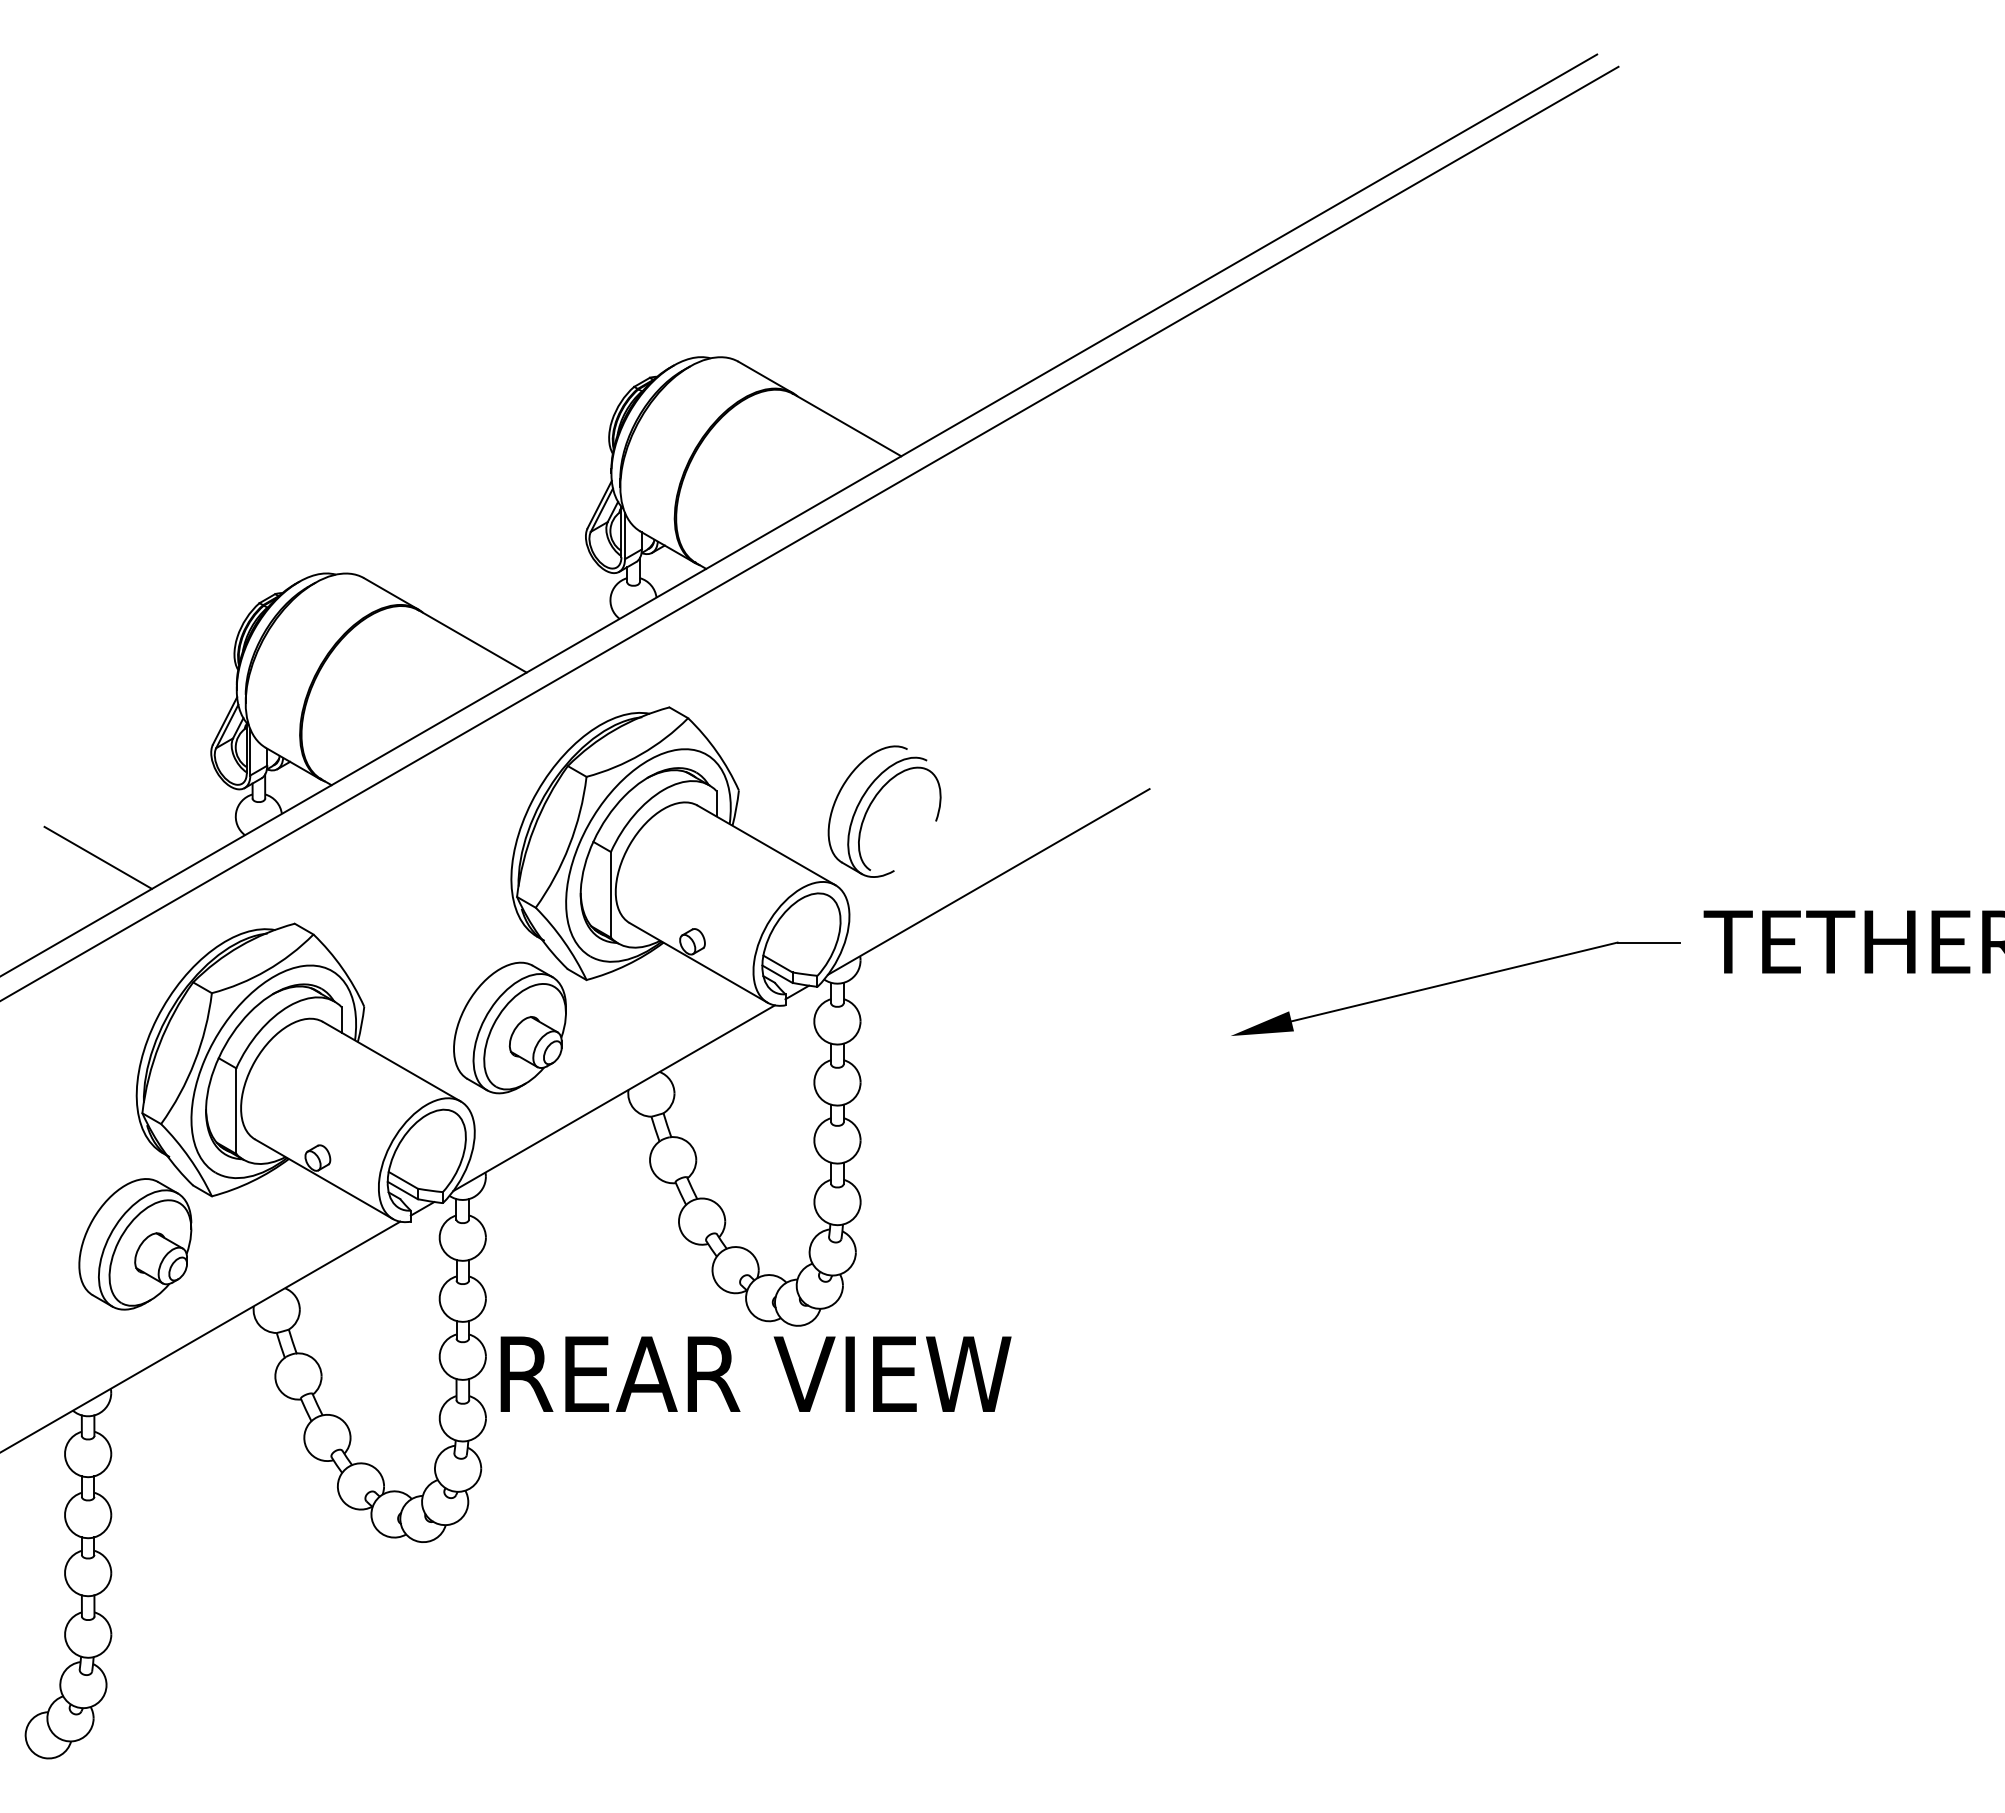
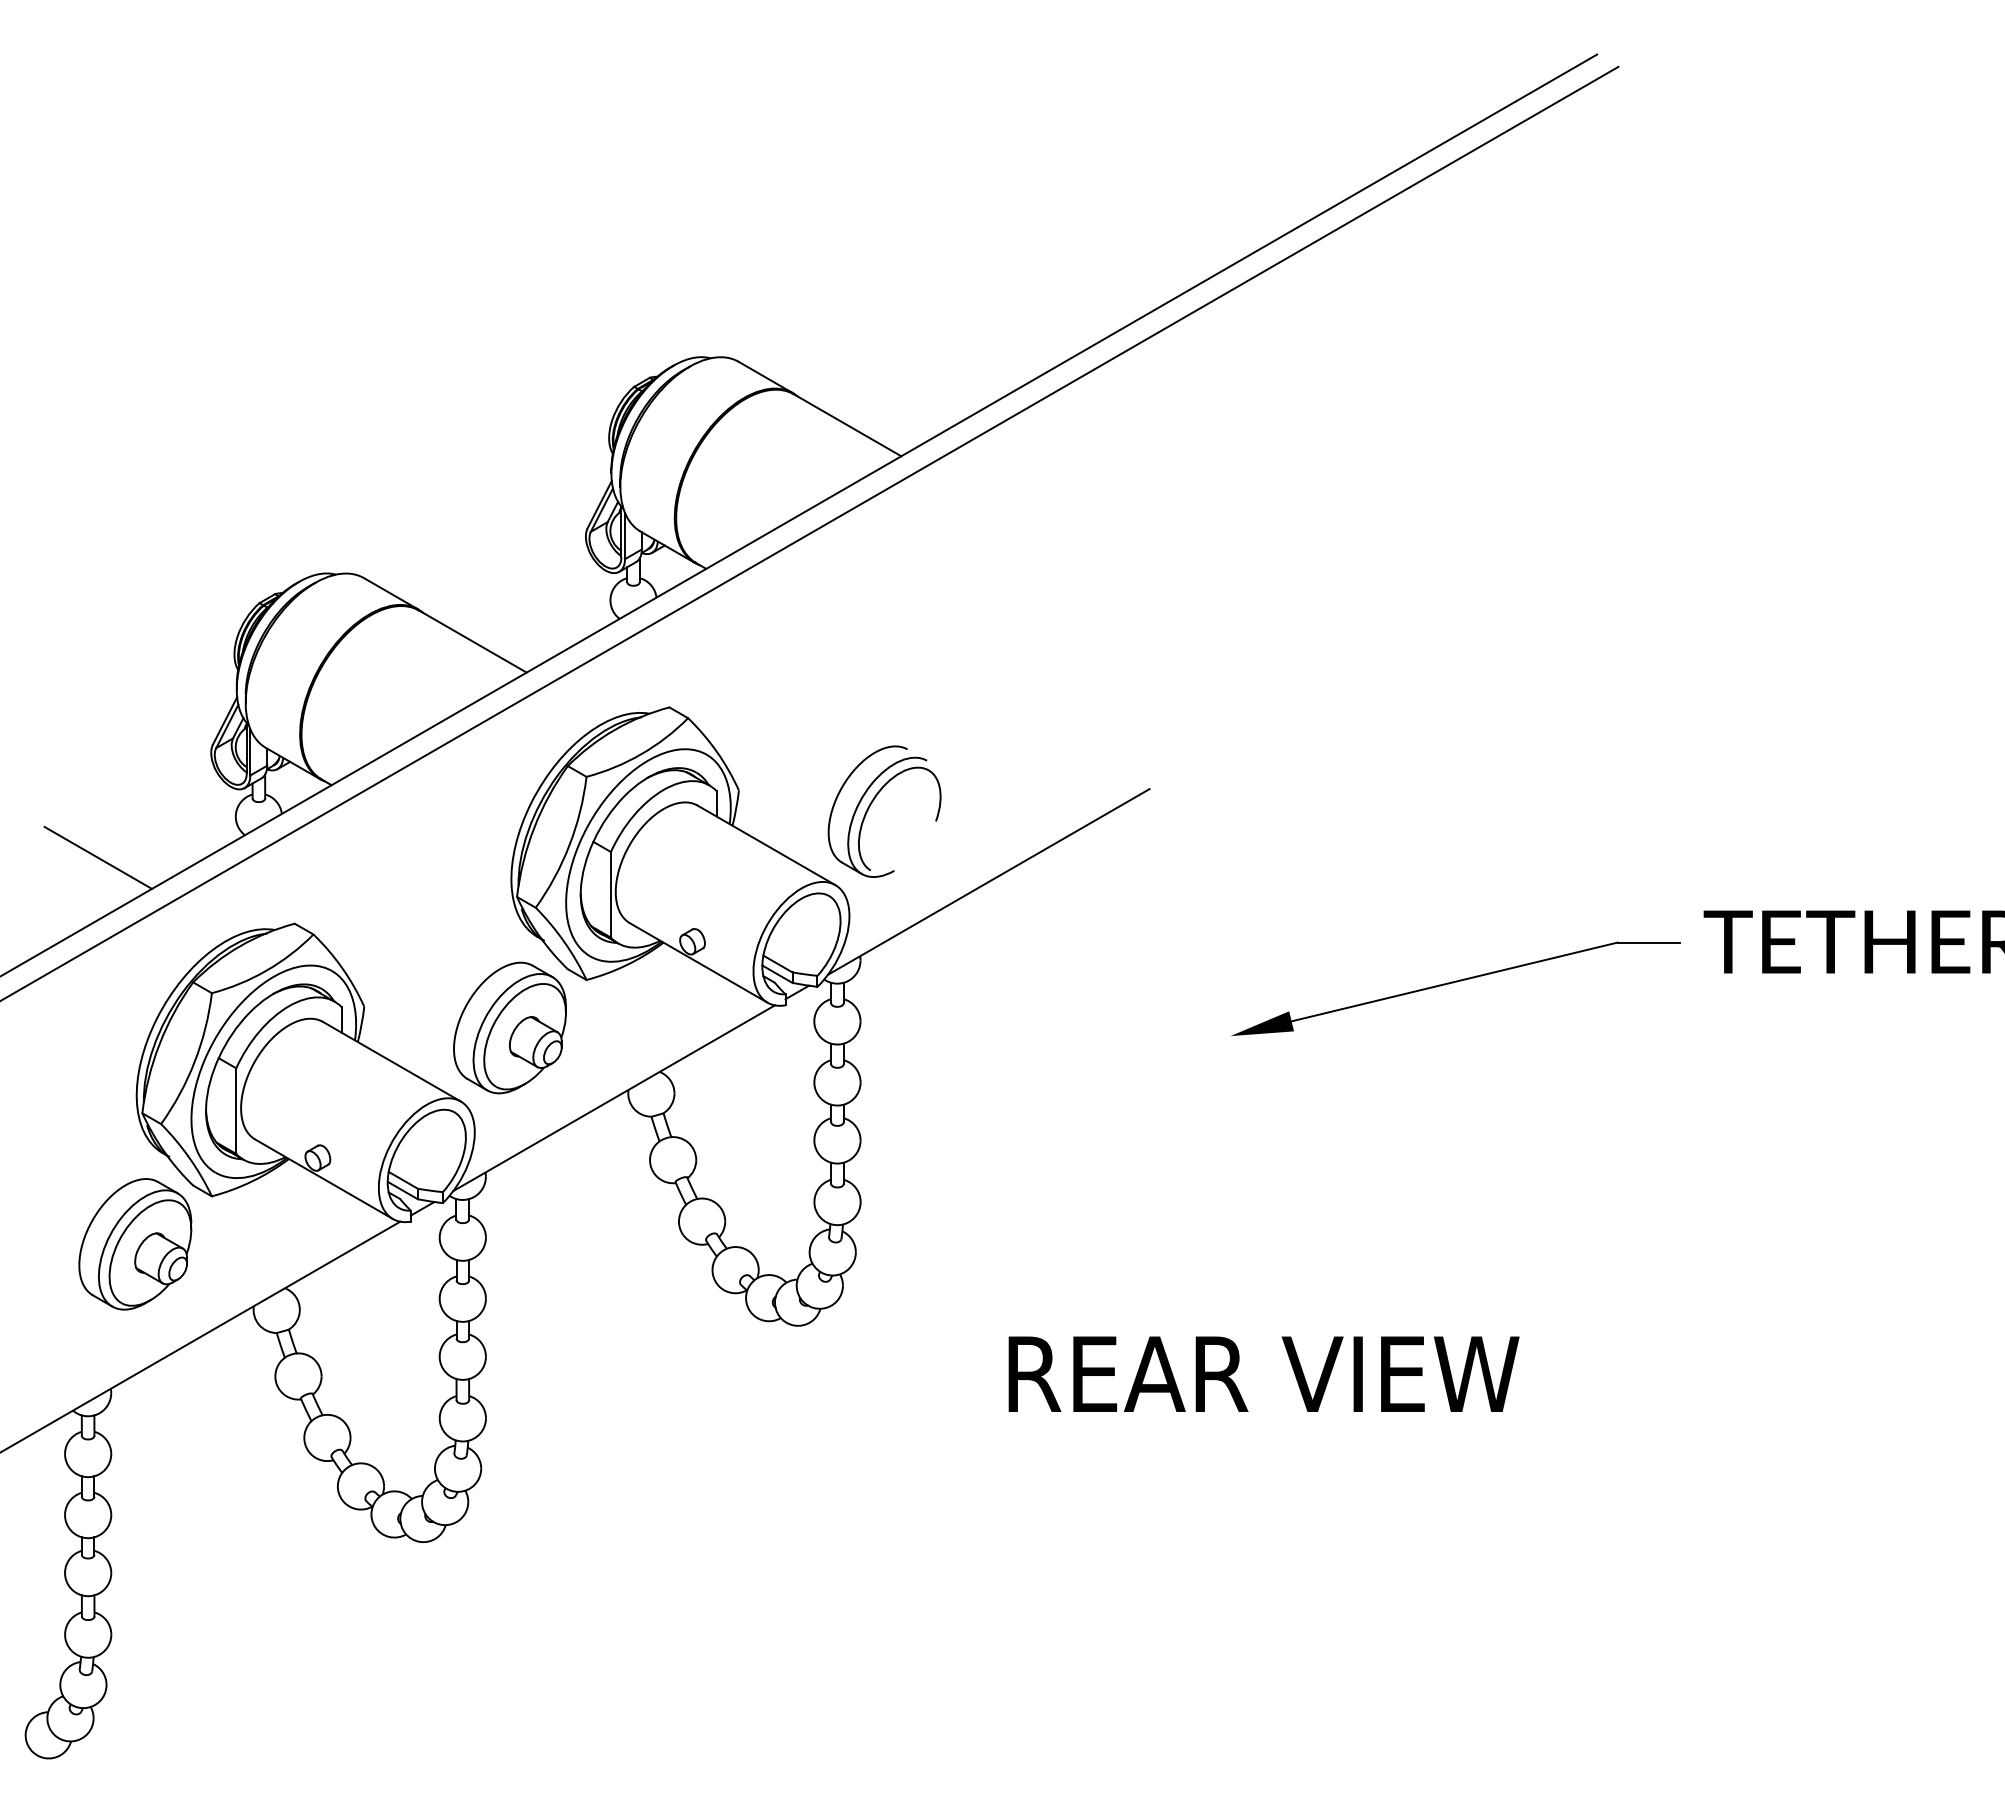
text position: (755, 1373) -> (1263, 1373) (1263, 1373)
